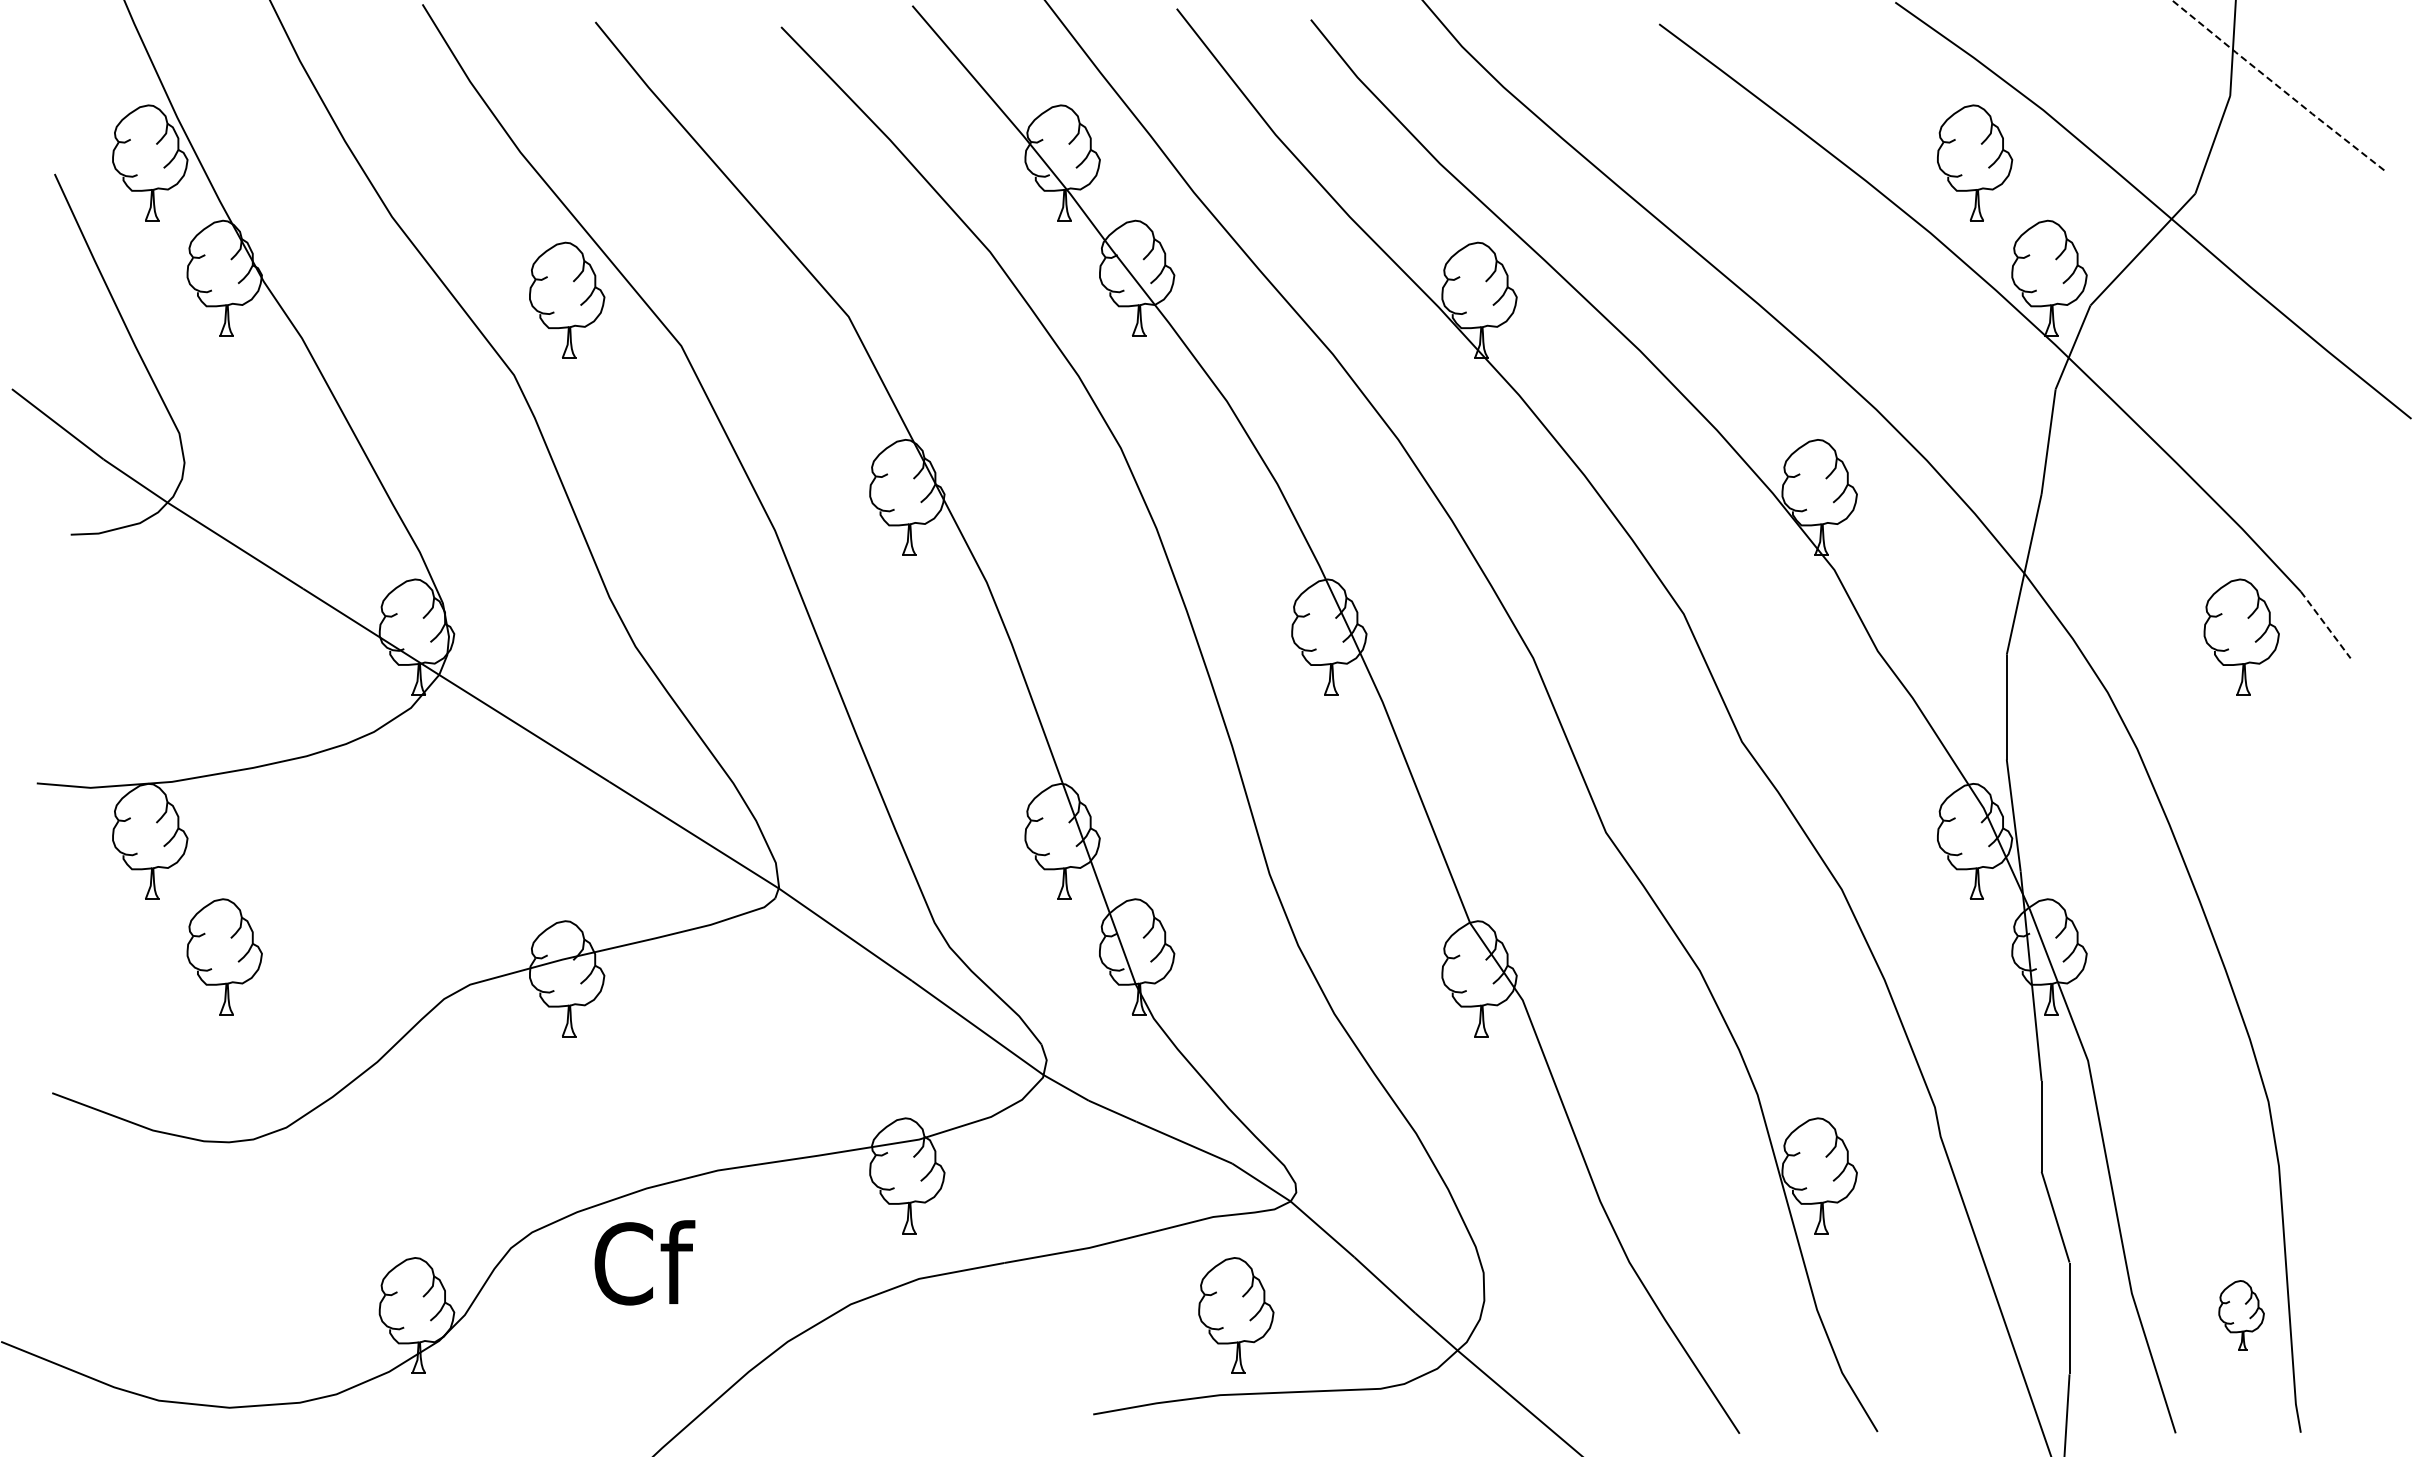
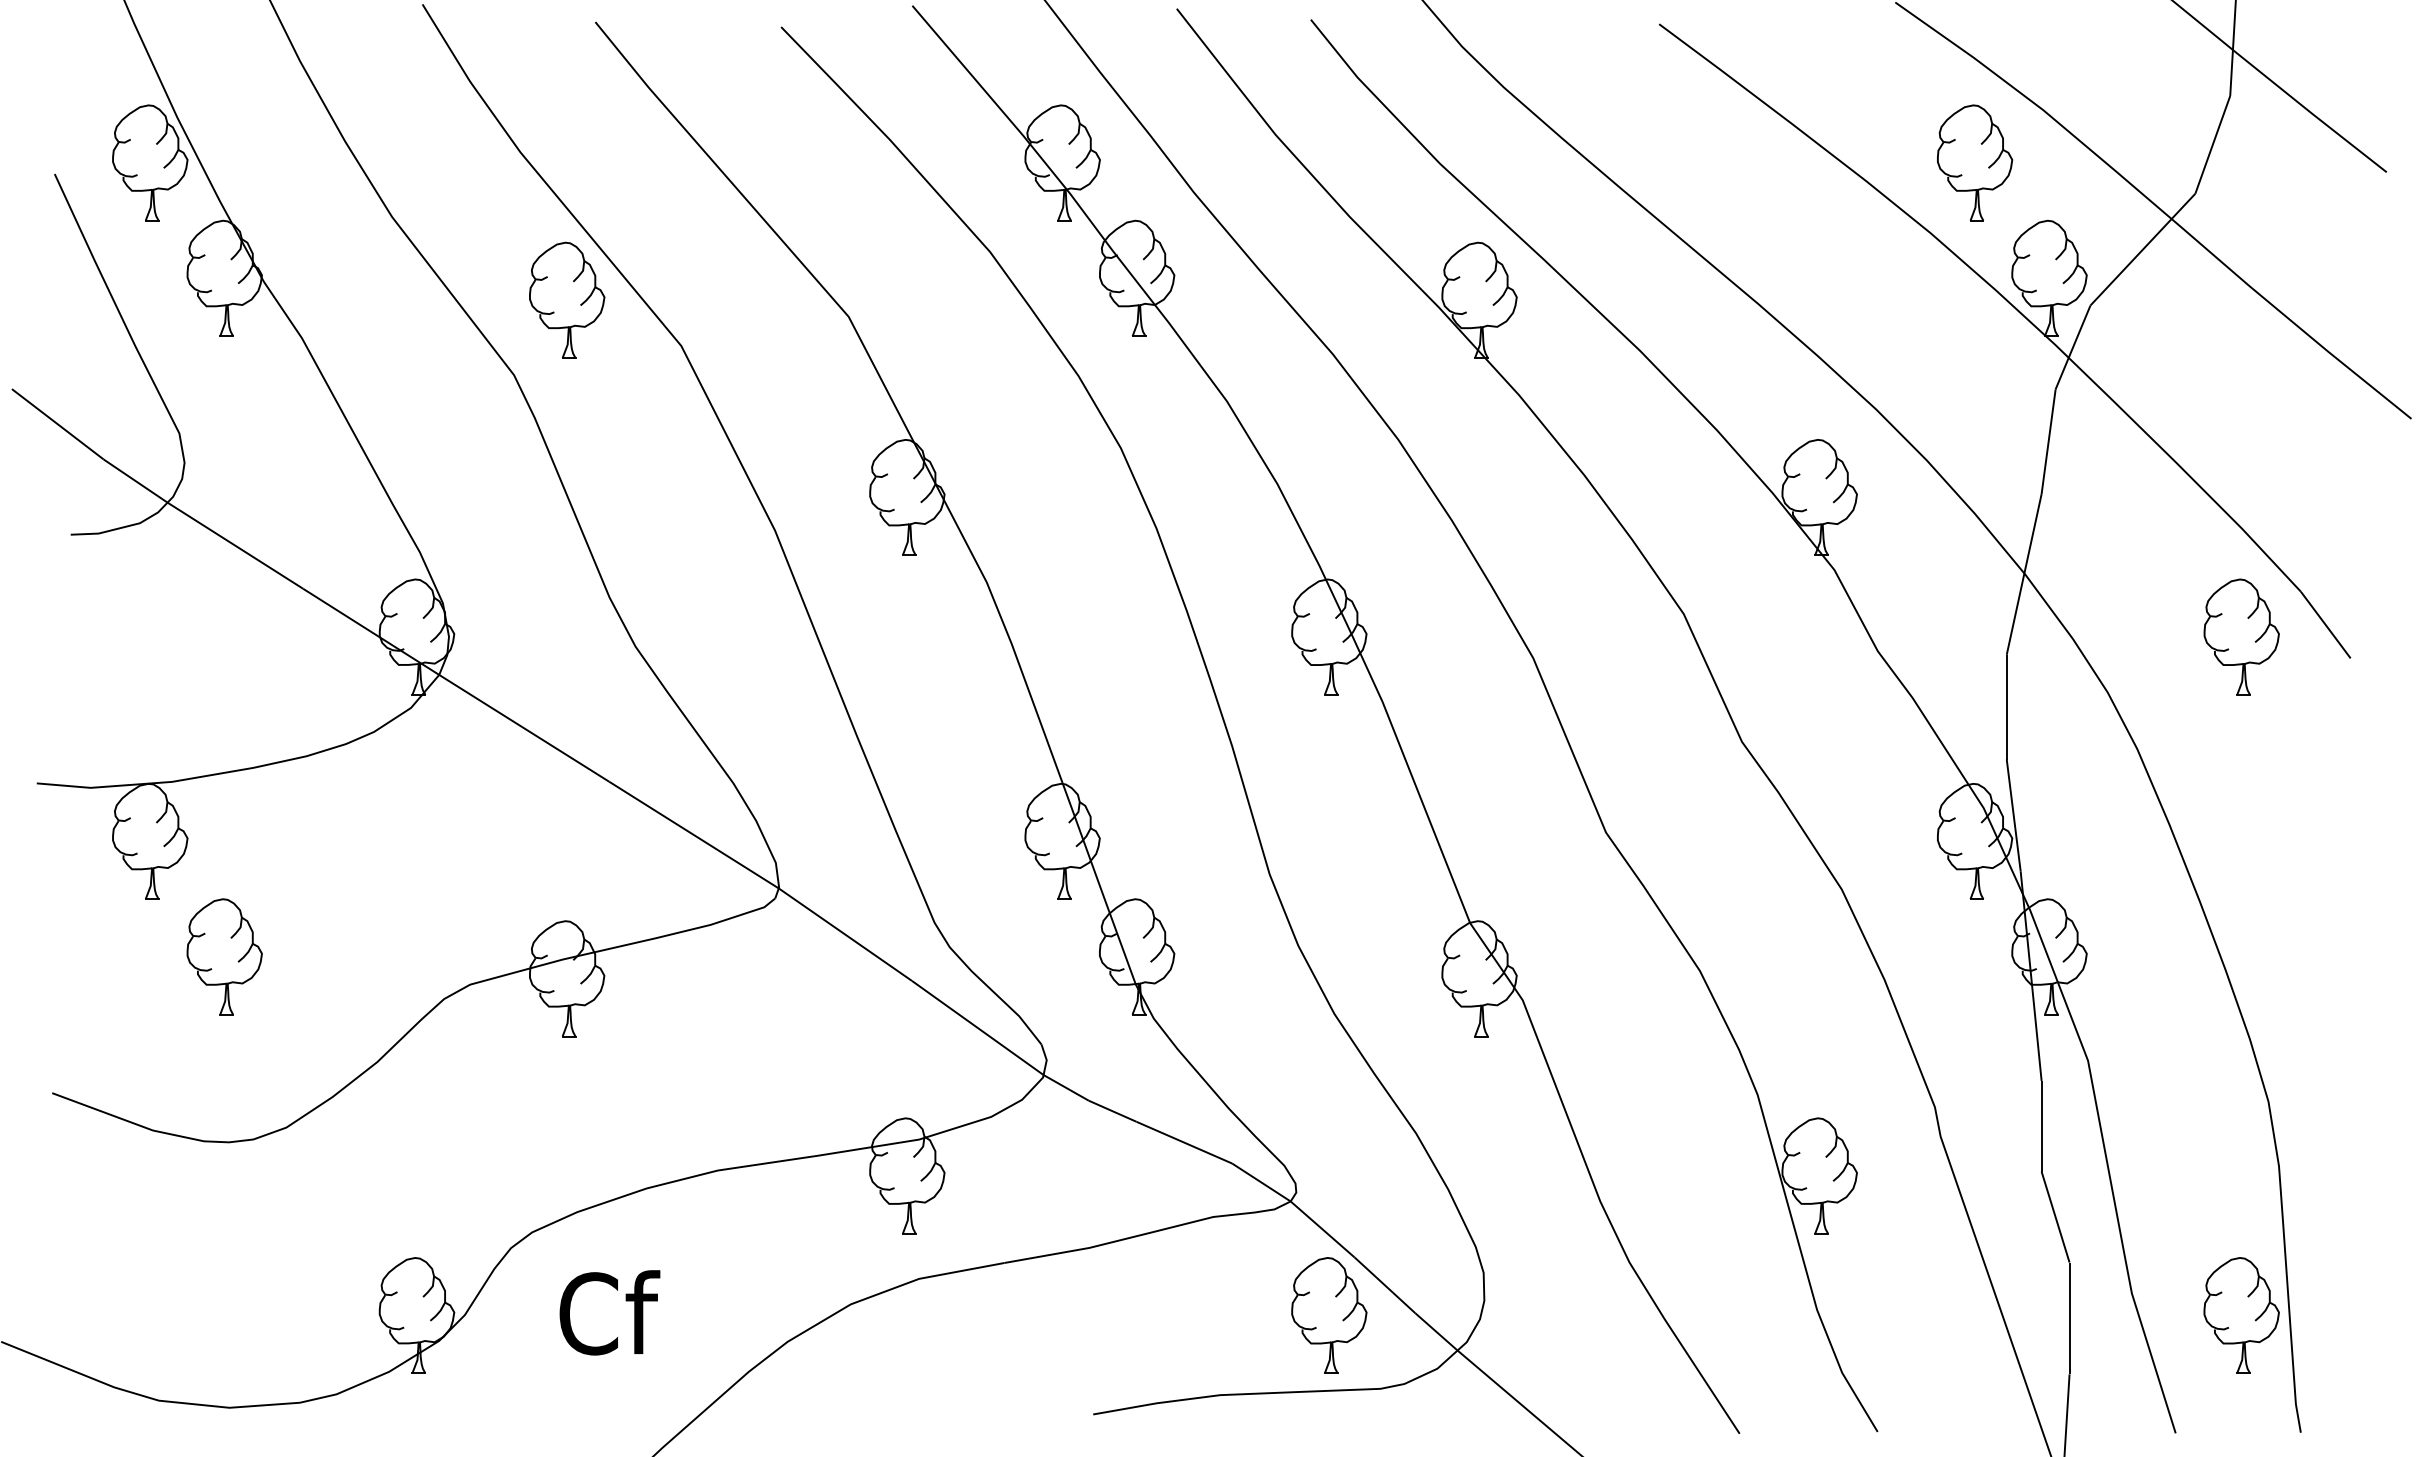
line: dashed -> solid (2279, 87)
line: dashed -> solid (2325, 625)
text position: (644, 1262) -> (609, 1312) (609, 1312)
part position: (1236, 1315) -> (1329, 1315) (1329, 1315)
part size: 47x71 px -> 77x117 px (2241, 1315)
